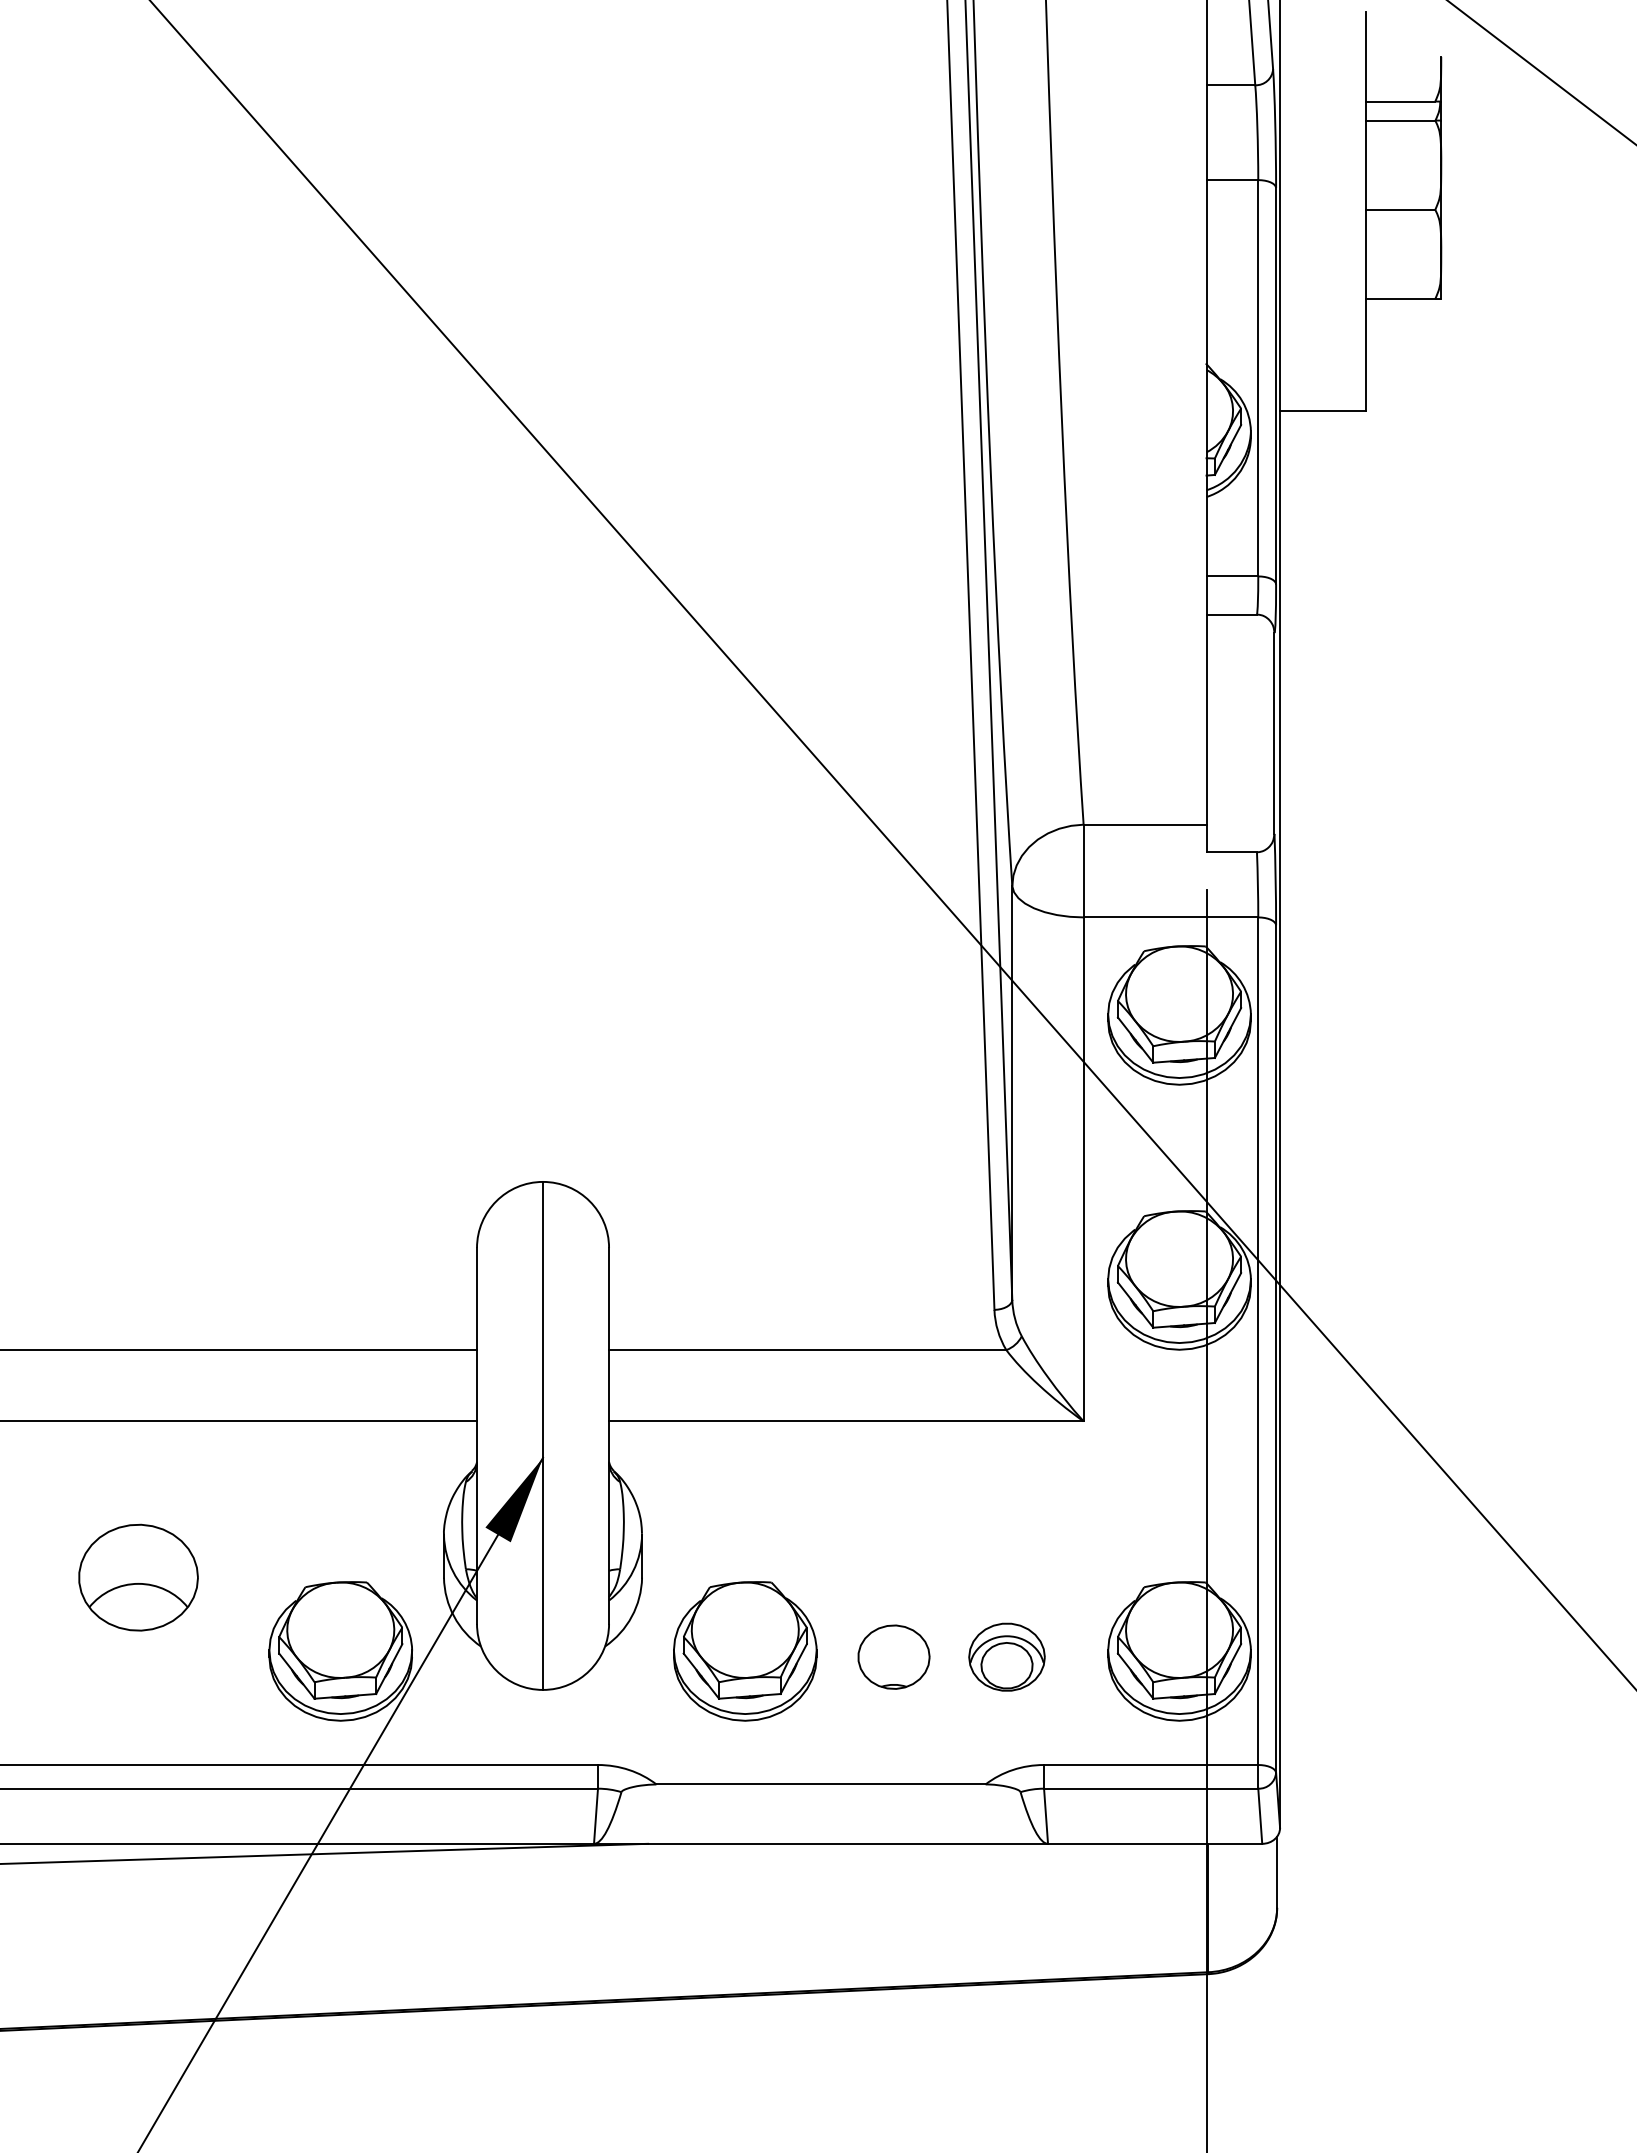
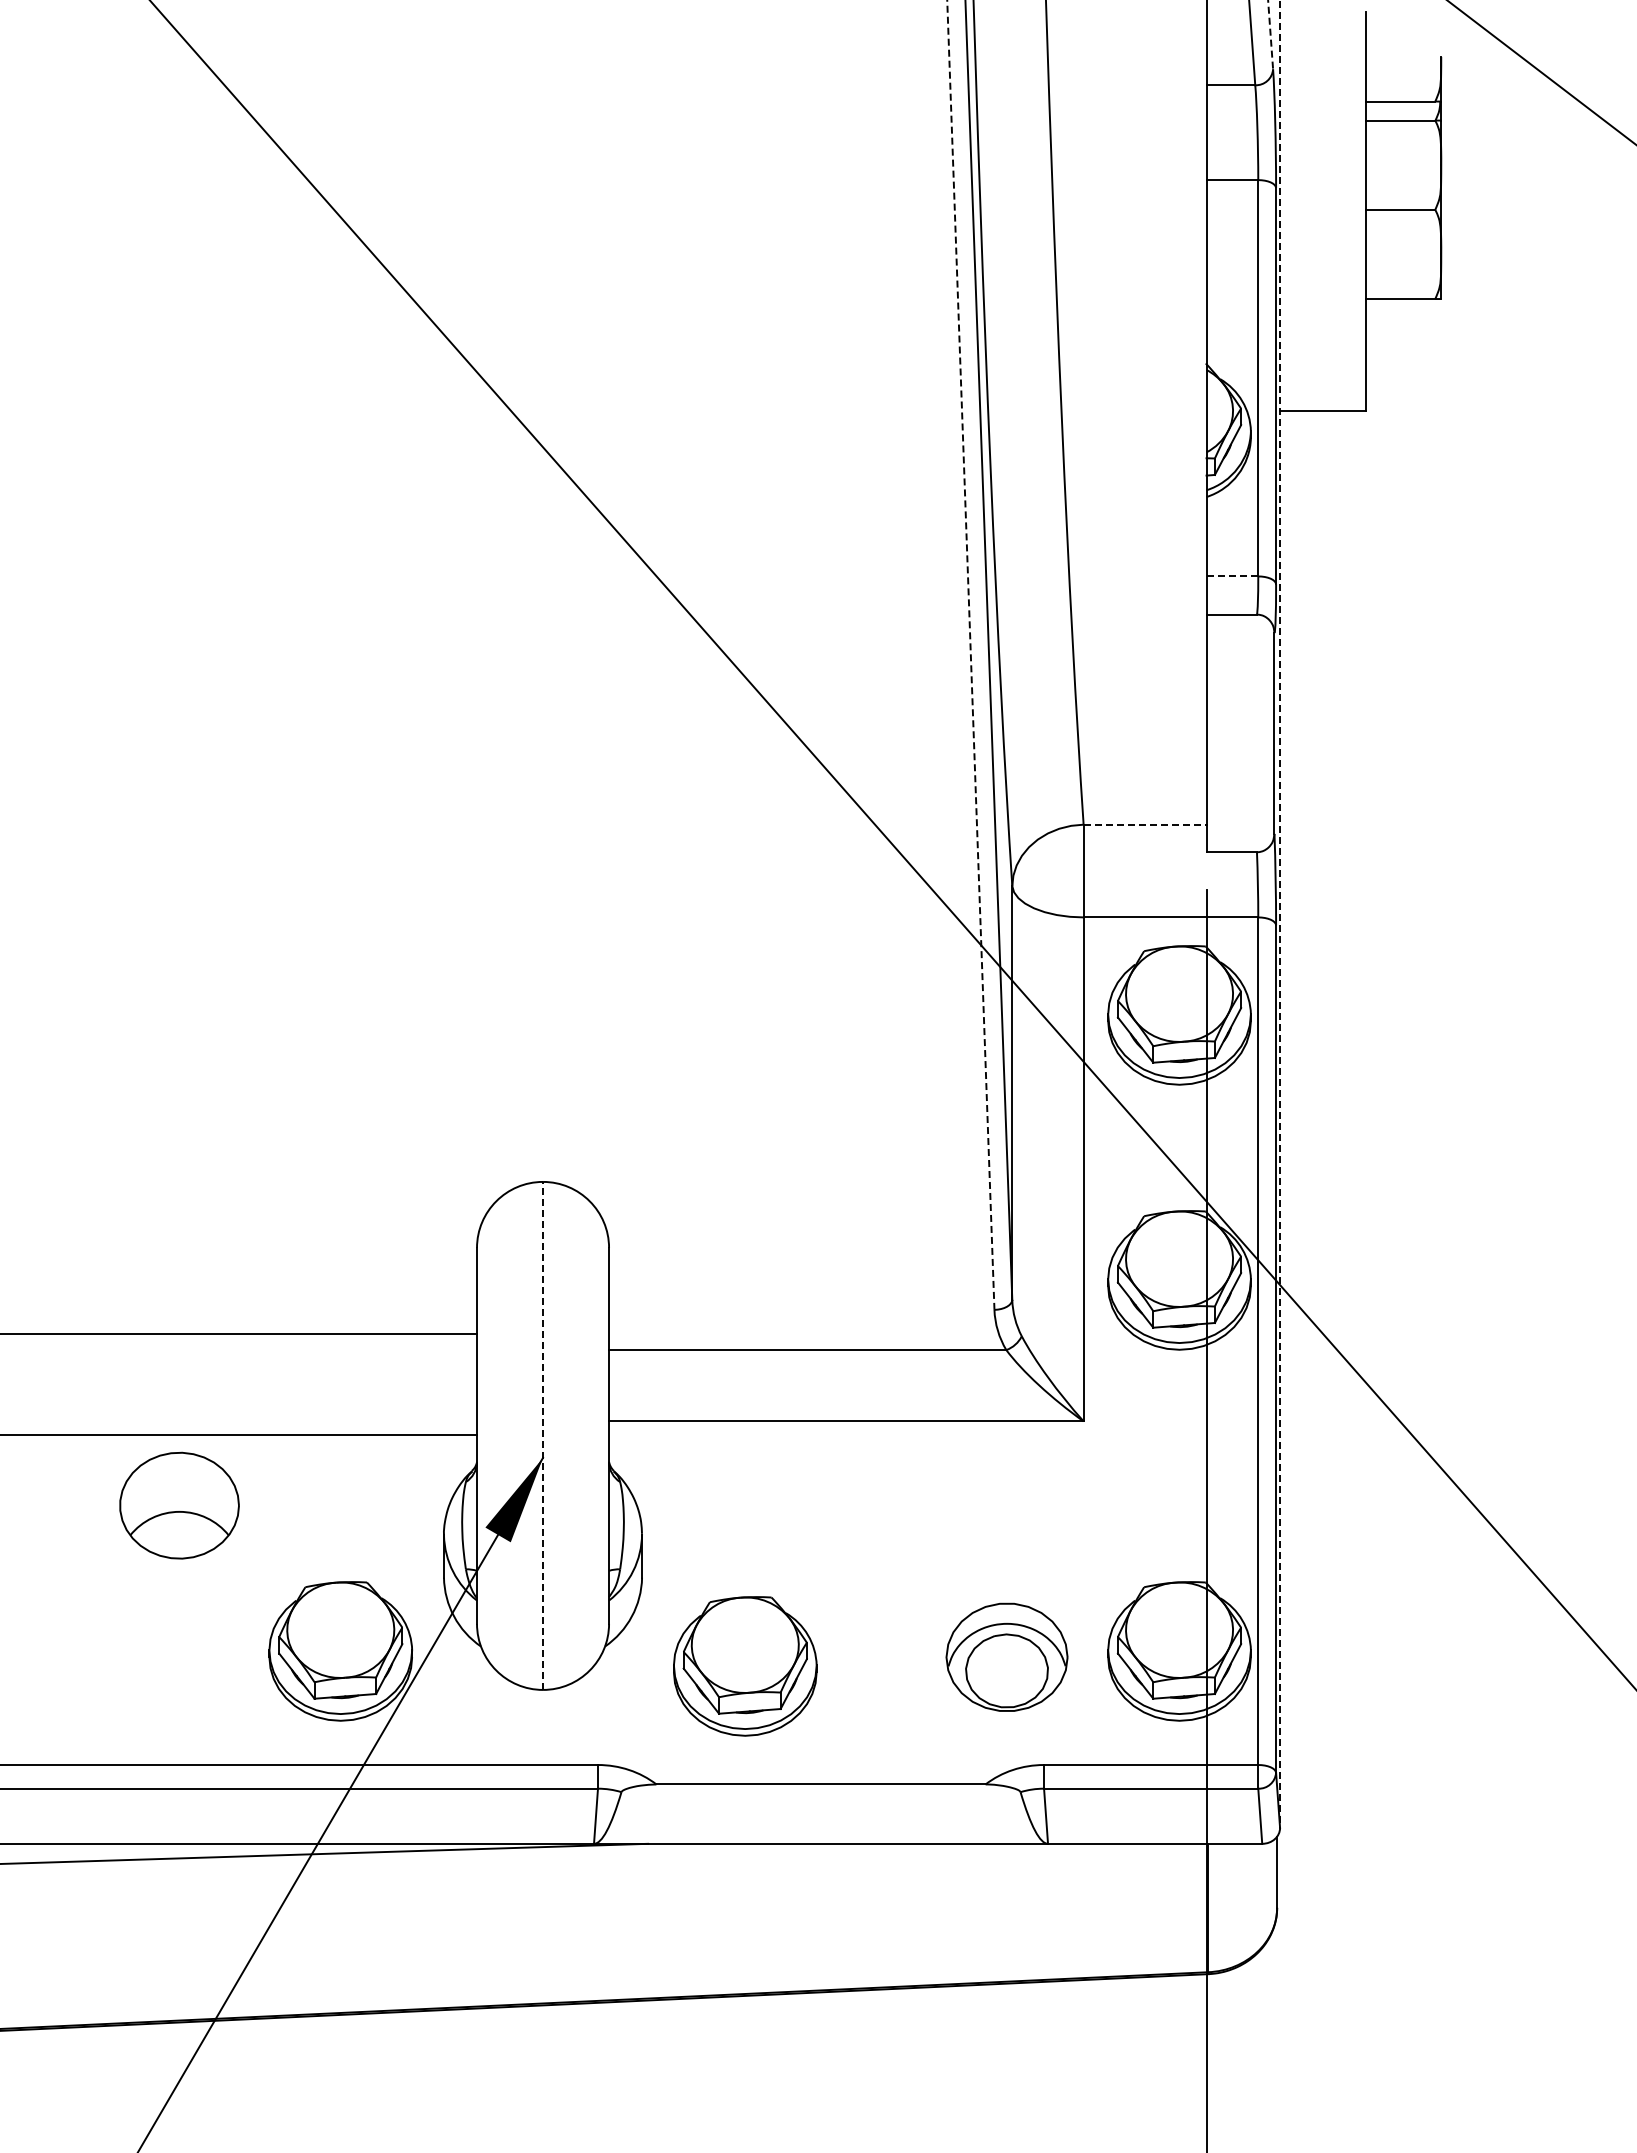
line: solid -> dashed (1270, 35)
line: solid -> dashed (1232, 576)
line: solid -> dashed (970, 654)
line: solid -> dashed (1145, 824)
line: solid -> dashed (1280, 914)
line position: (239, 1350) -> (239, 1334) (239, 1334)
line position: (239, 1421) -> (239, 1435) (239, 1435)
line: solid -> dashed (543, 1435)
part position: (138, 1577) -> (179, 1505) (179, 1505)
part position: (745, 1651) -> (745, 1666) (745, 1666)
part: present -> none (893, 1656)
part size: 78x70 px -> 124x110 px (1006, 1656)
